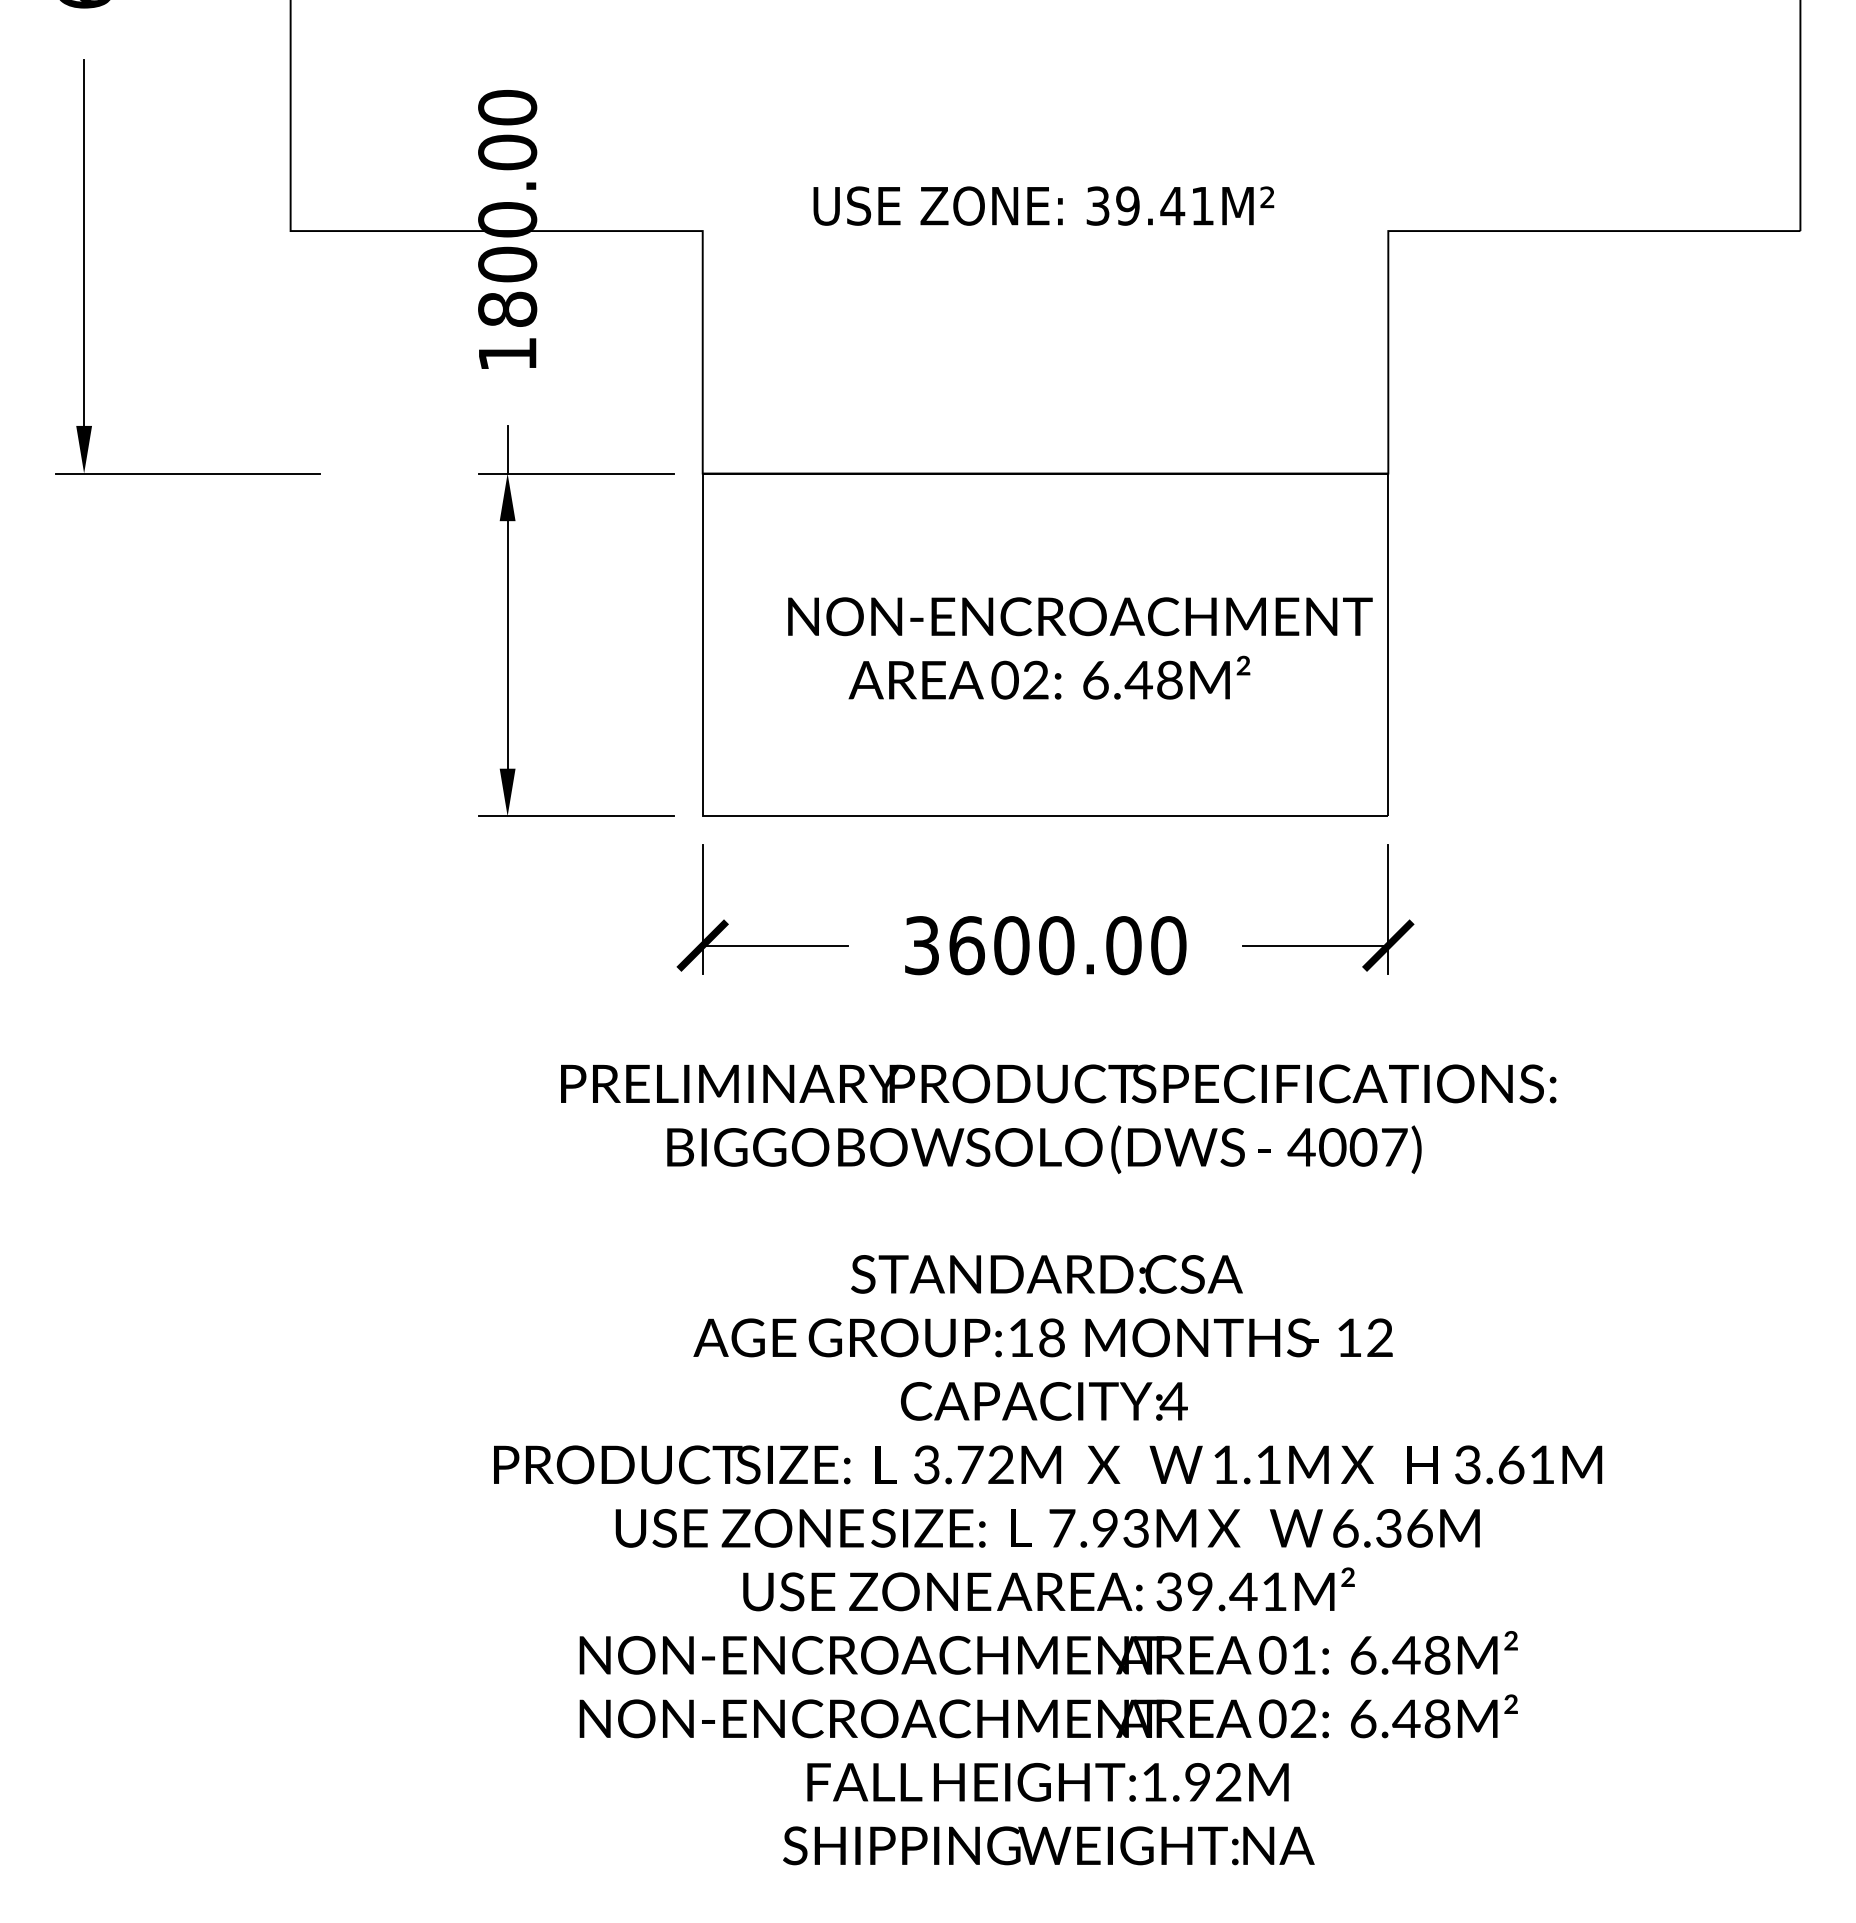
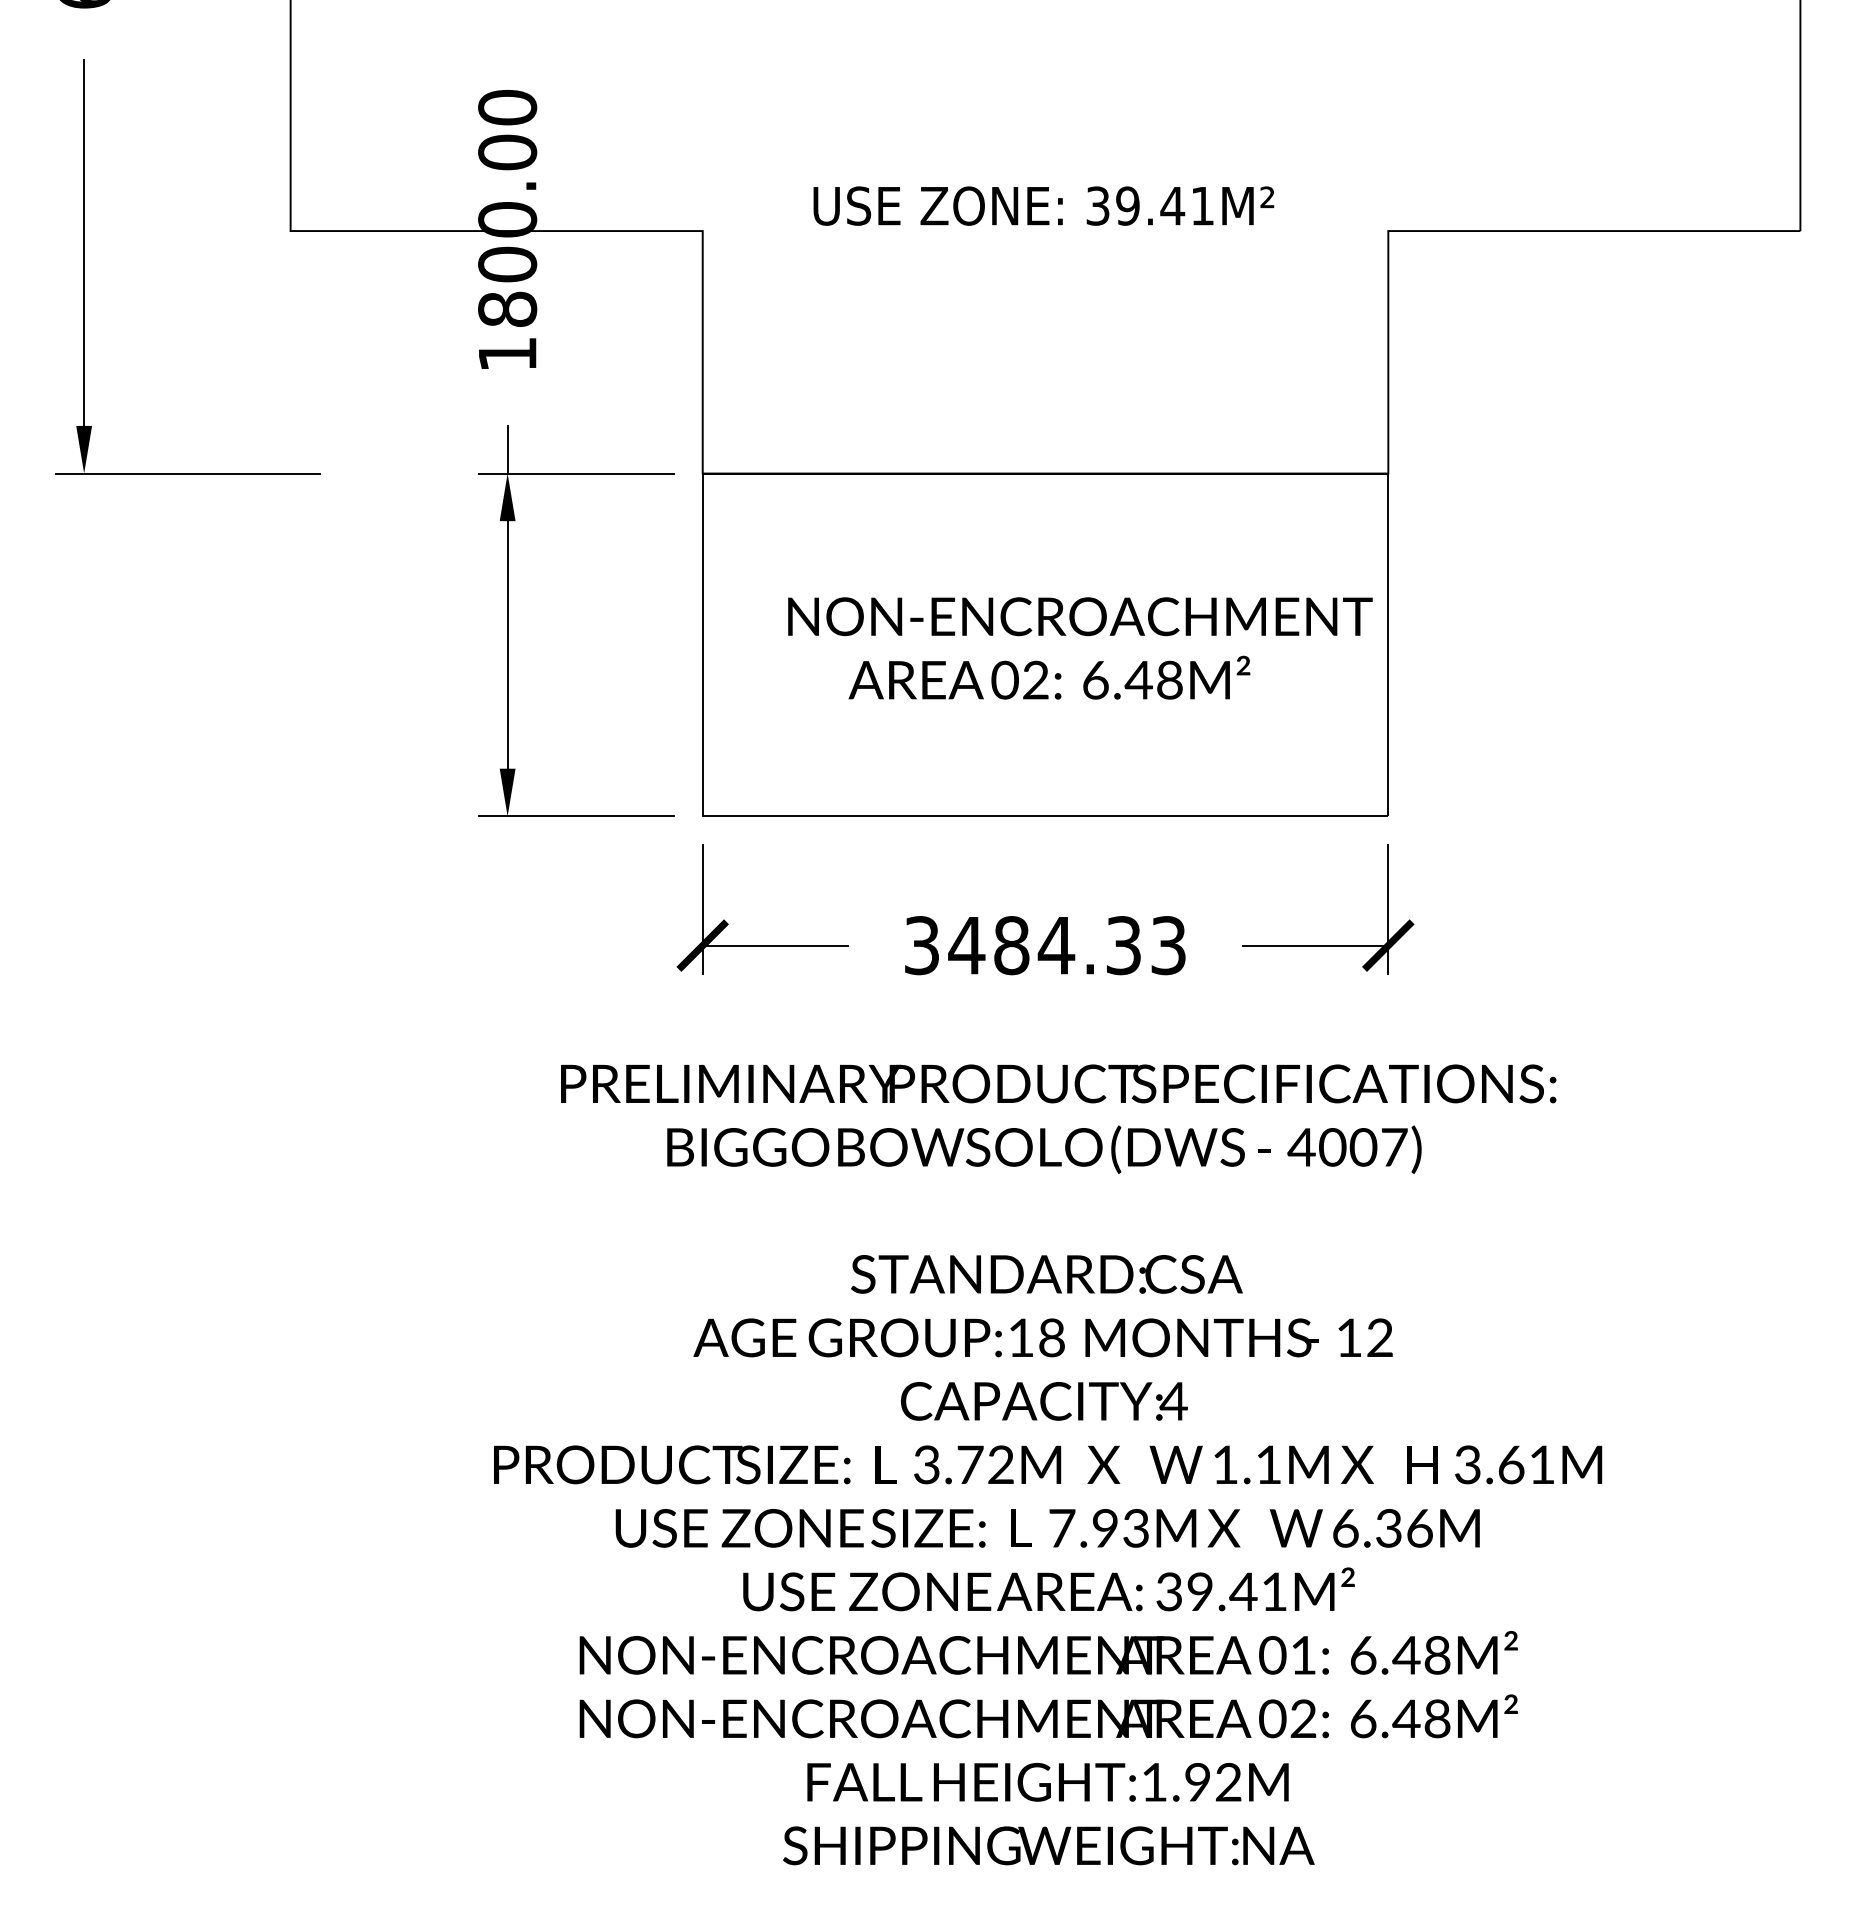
text: 3600.00 -> 3484.33 (1067, 945)
